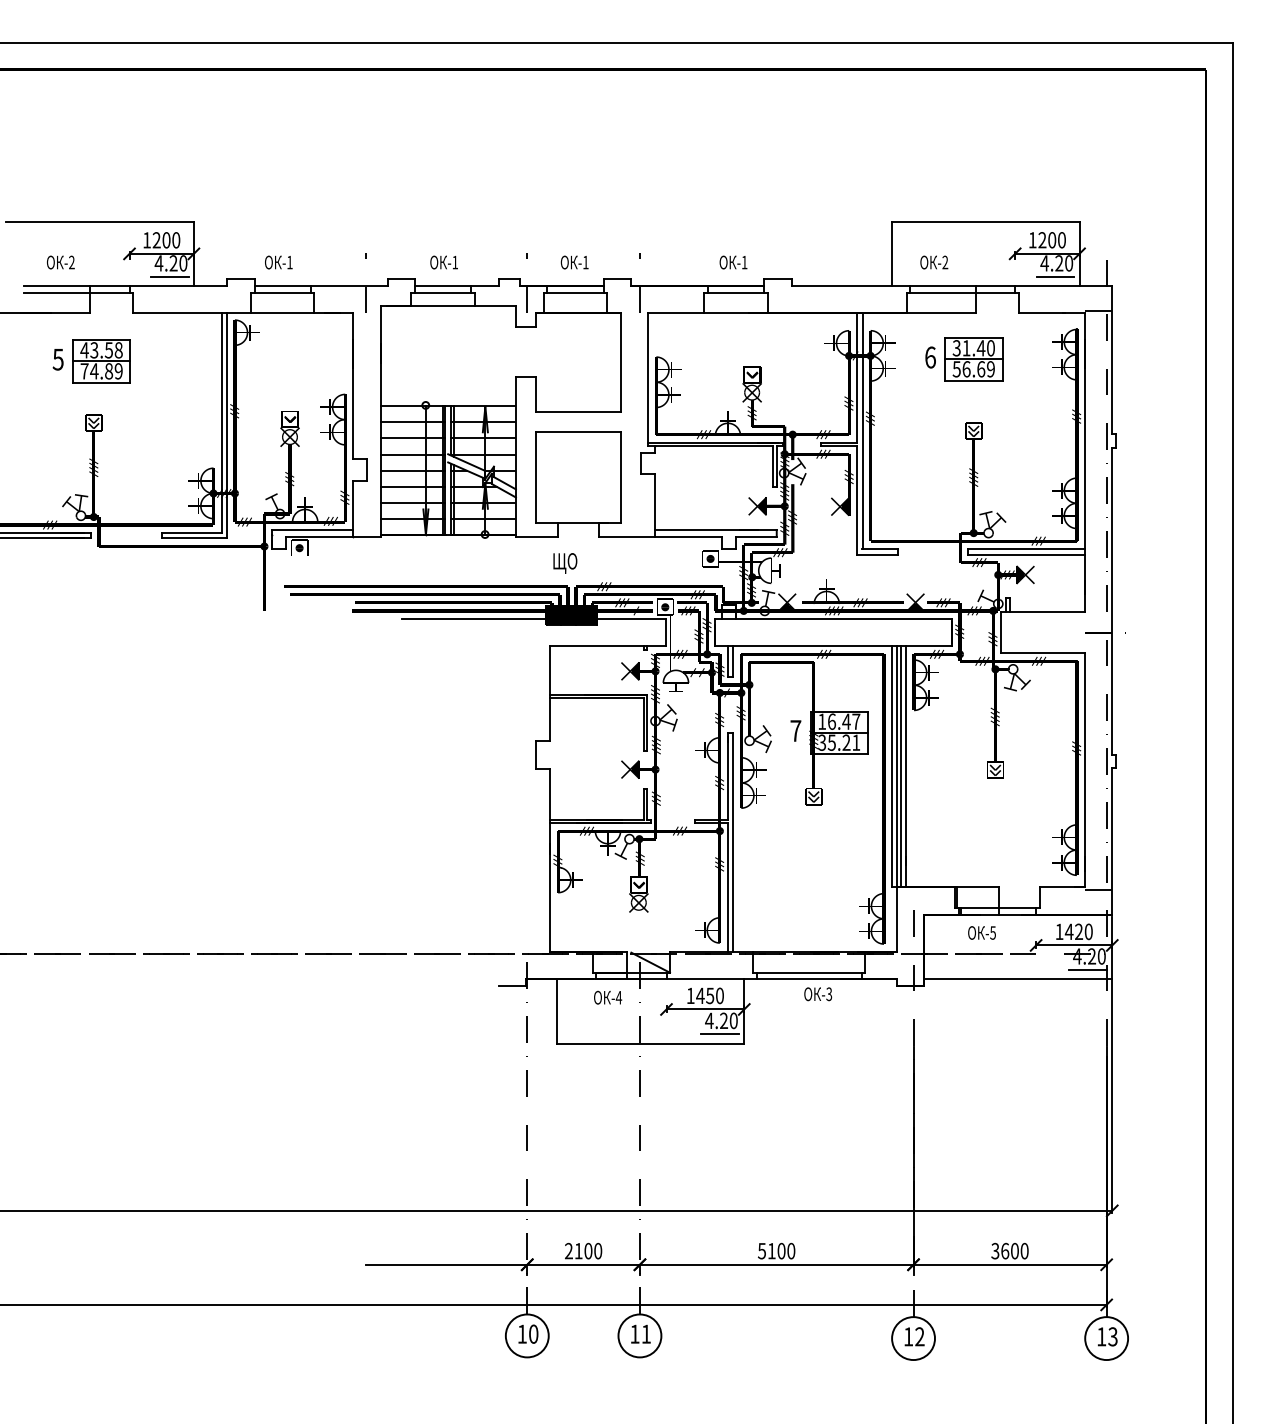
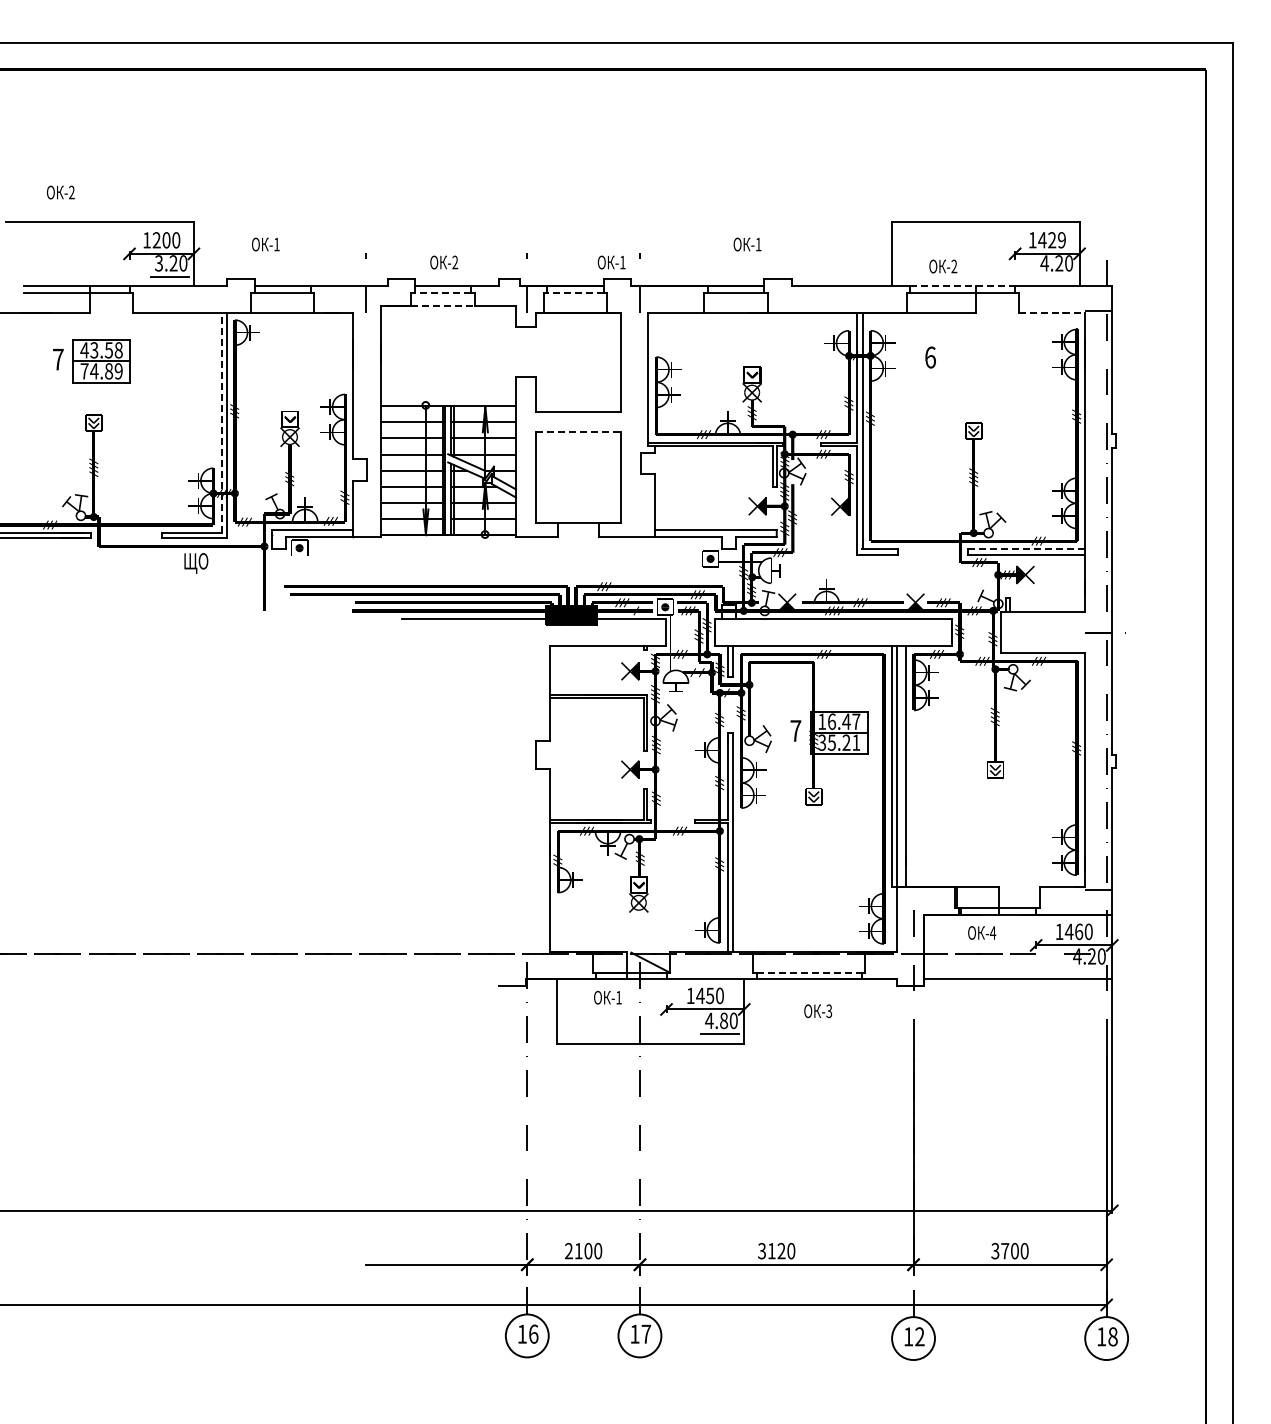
text: 1200 -> 1429 (1051, 240)
text position: (60, 262) -> (60, 192) (60, 192)
text position: (278, 262) -> (265, 244) (265, 244)
text: -1 -> -2 (455, 262)
text position: (574, 262) -> (611, 262) (611, 262)
text position: (733, 262) -> (747, 244) (747, 244)
text position: (934, 262) -> (943, 266) (943, 266)
text: 4.20 -> 3.20 (158, 263)
line: present -> none (1055, 276)
line: solid -> dashed (962, 286)
line: solid -> dashed (442, 292)
line: solid -> dashed (575, 292)
line: solid -> dashed (443, 306)
line: solid -> dashed (1052, 313)
text: 5 -> 7 (57, 359)
part: present -> none (973, 359)
line: solid -> dashed (221, 423)
line: solid -> dashed (579, 431)
line: solid -> dashed (1027, 549)
text position: (565, 563) -> (196, 563) (196, 563)
line: present -> none (900, 766)
text: 1420 -> 1460 (1079, 931)
text: -5 -> -4 (992, 932)
line: present -> none (1088, 969)
line: solid -> dashed (809, 972)
text position: (818, 994) -> (818, 1011) (818, 1011)
text: -4 -> -1 (618, 997)
text: 4.20 -> 4.80 (724, 1020)
text: 5100 -> 3120 (771, 1250)
text: 3600 -> 3700 (1005, 1250)
text: 10 -> 16 (533, 1333)
text: 11 -> 17 (646, 1333)
text: 13 -> 18 (1112, 1336)
